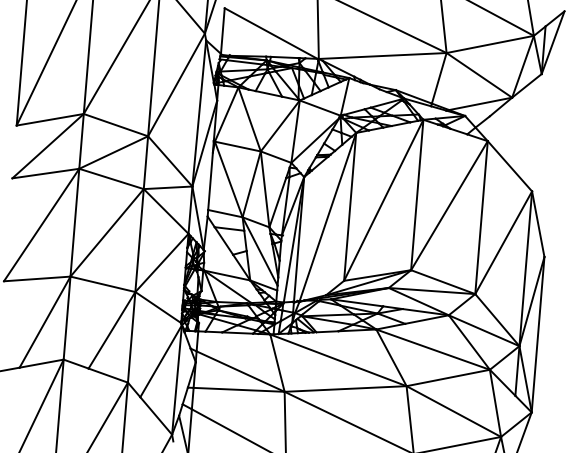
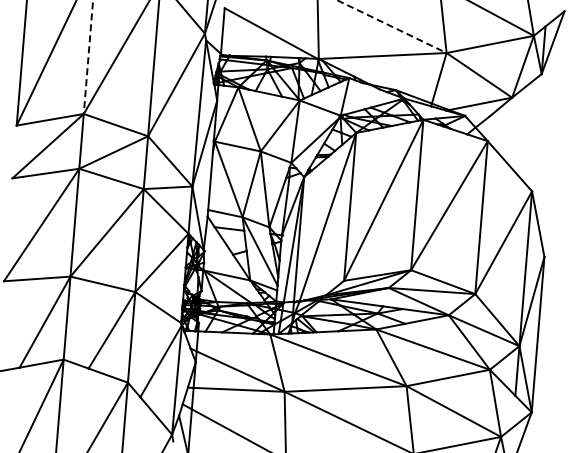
line: solid -> dashed (391, 26)
line: solid -> dashed (88, 57)
